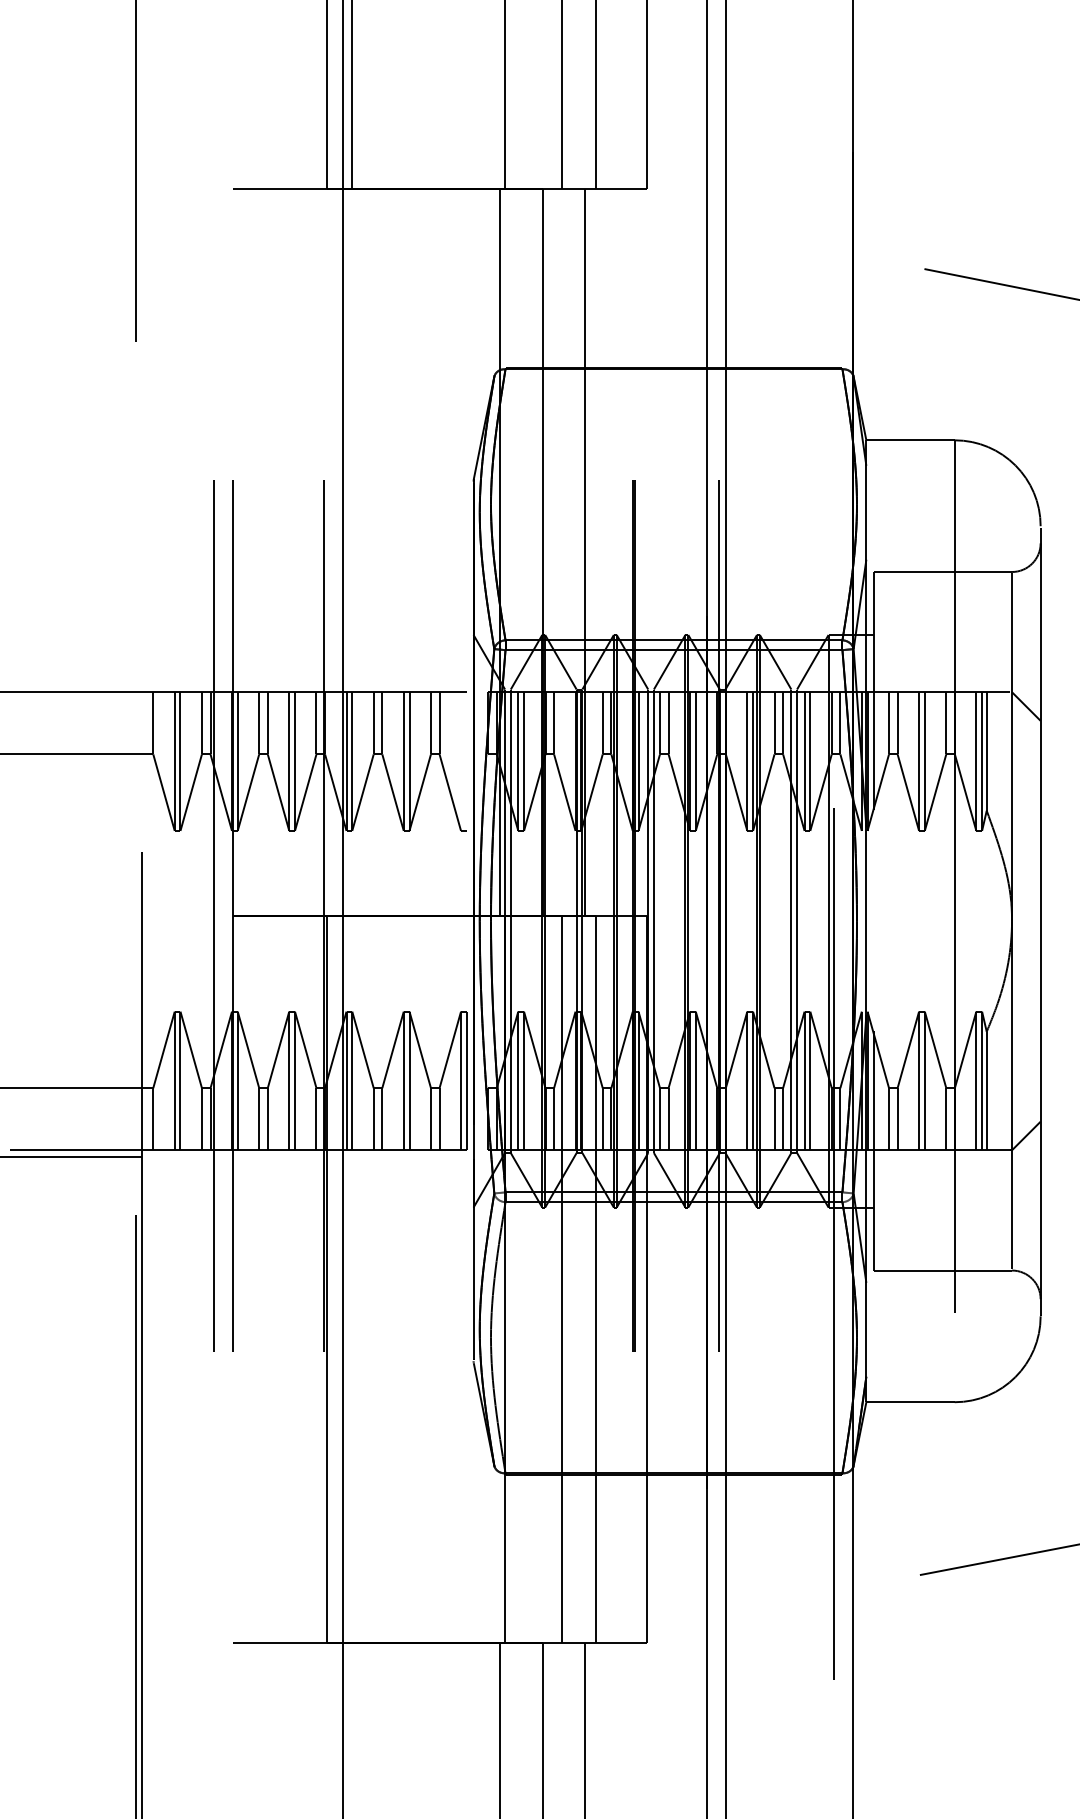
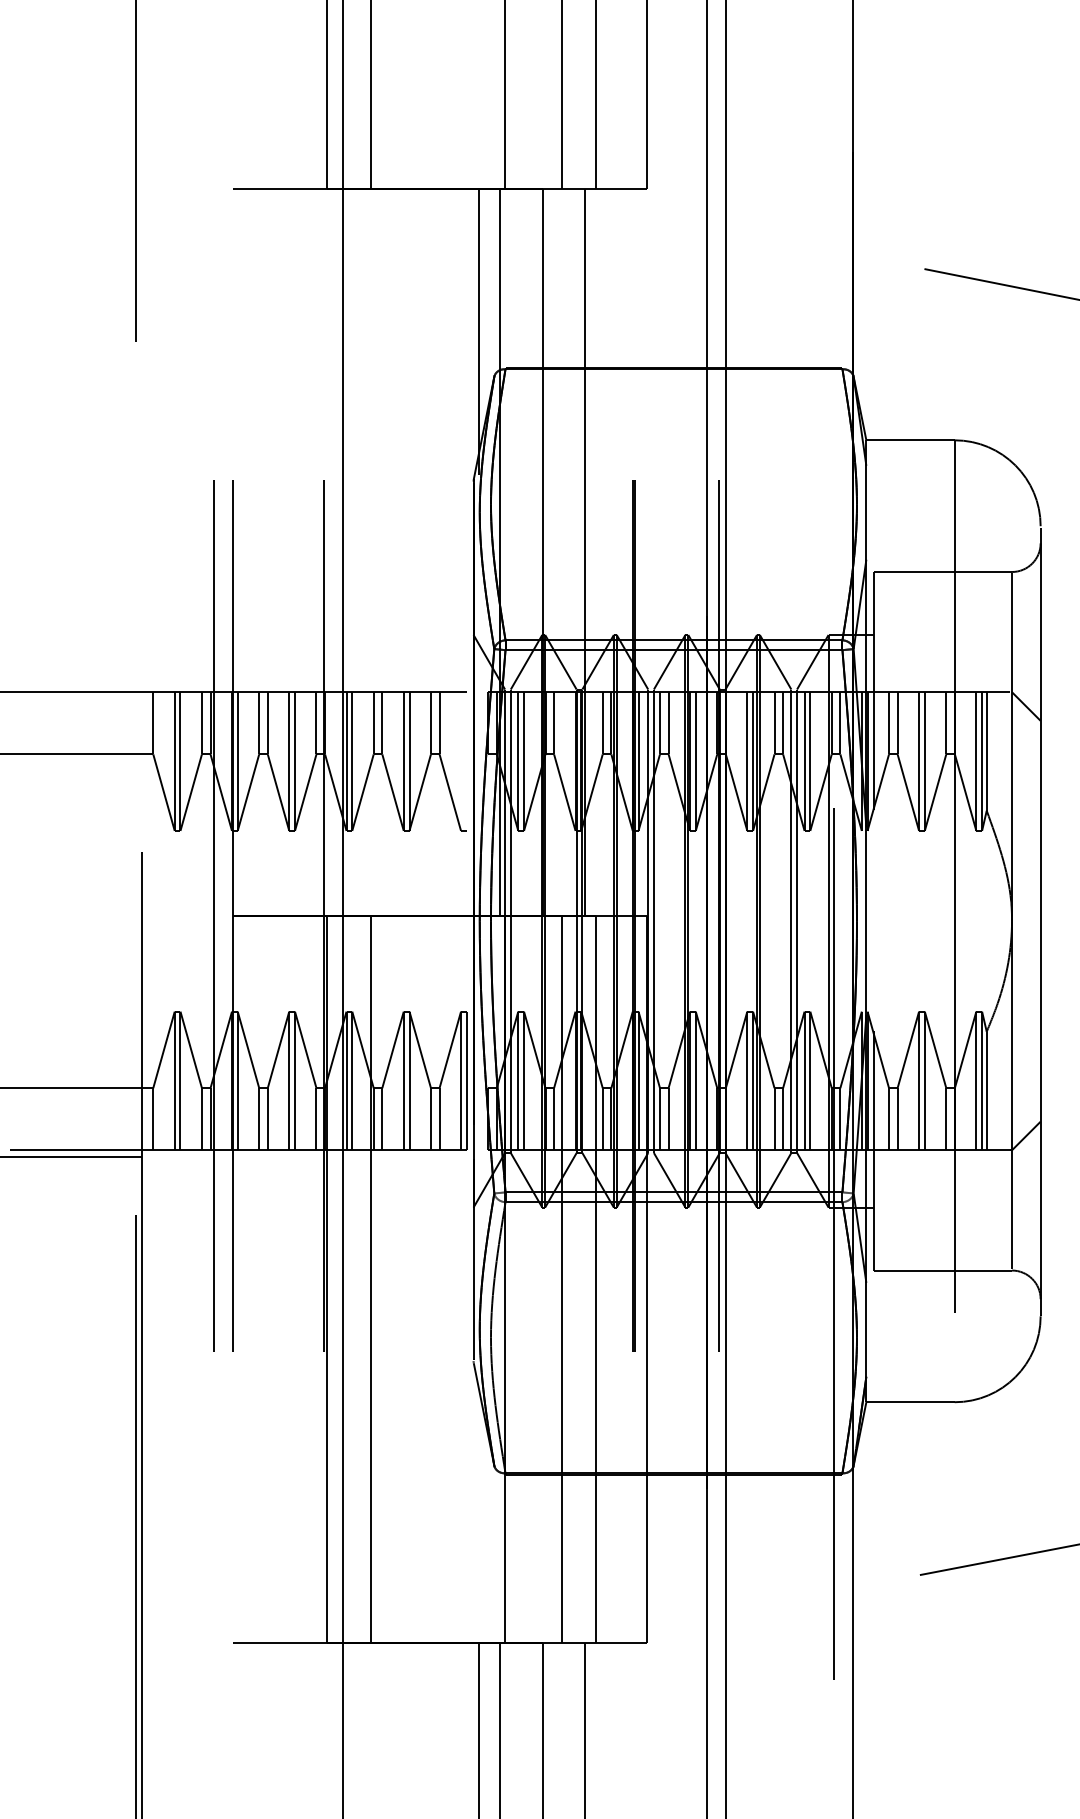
line position: (351, 95) -> (370, 95) (370, 95)
line: none -> present (478, 331)
line: none -> present (370, 1279)
line: none -> present (478, 1729)
